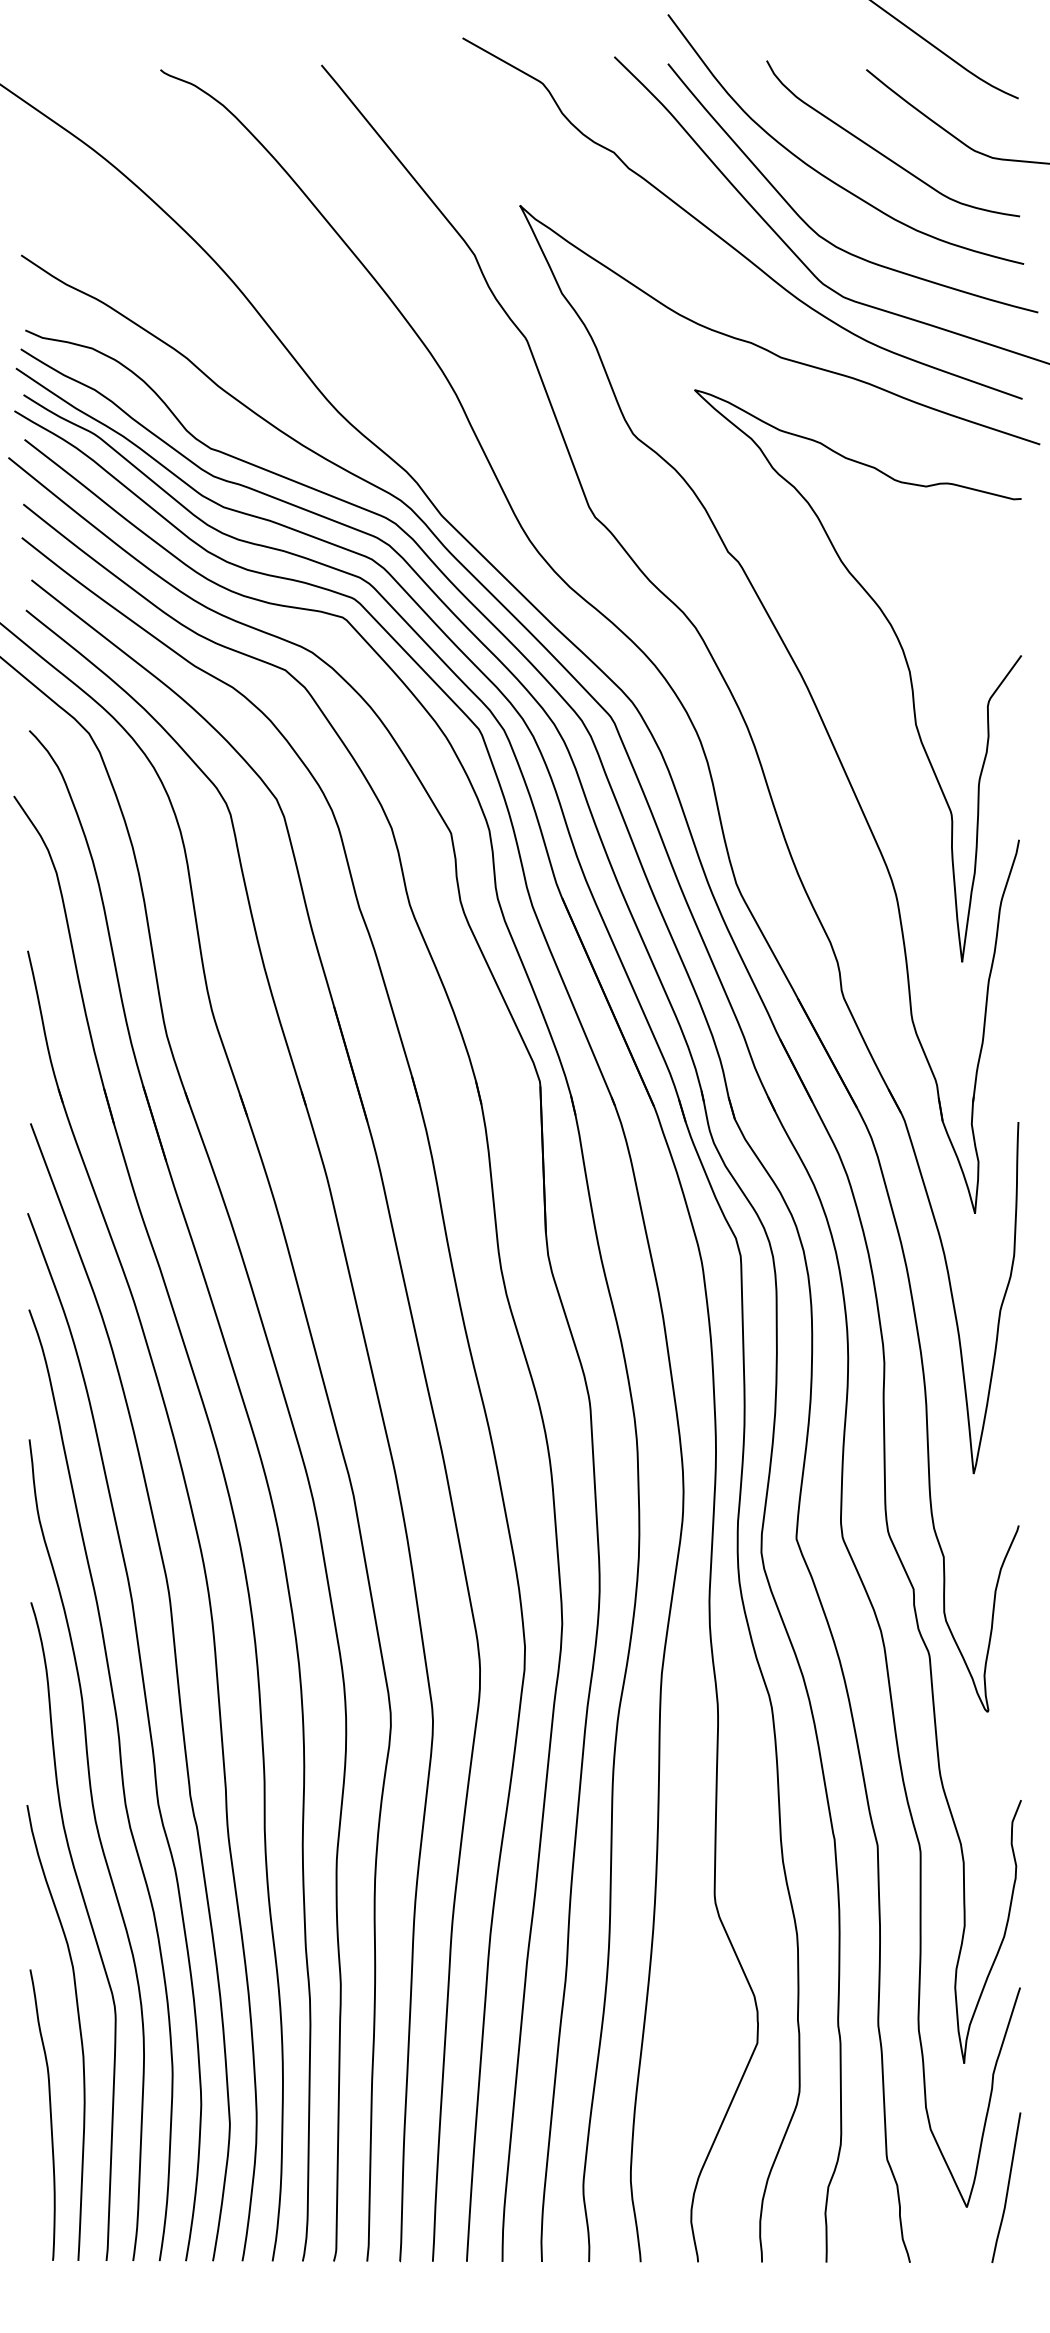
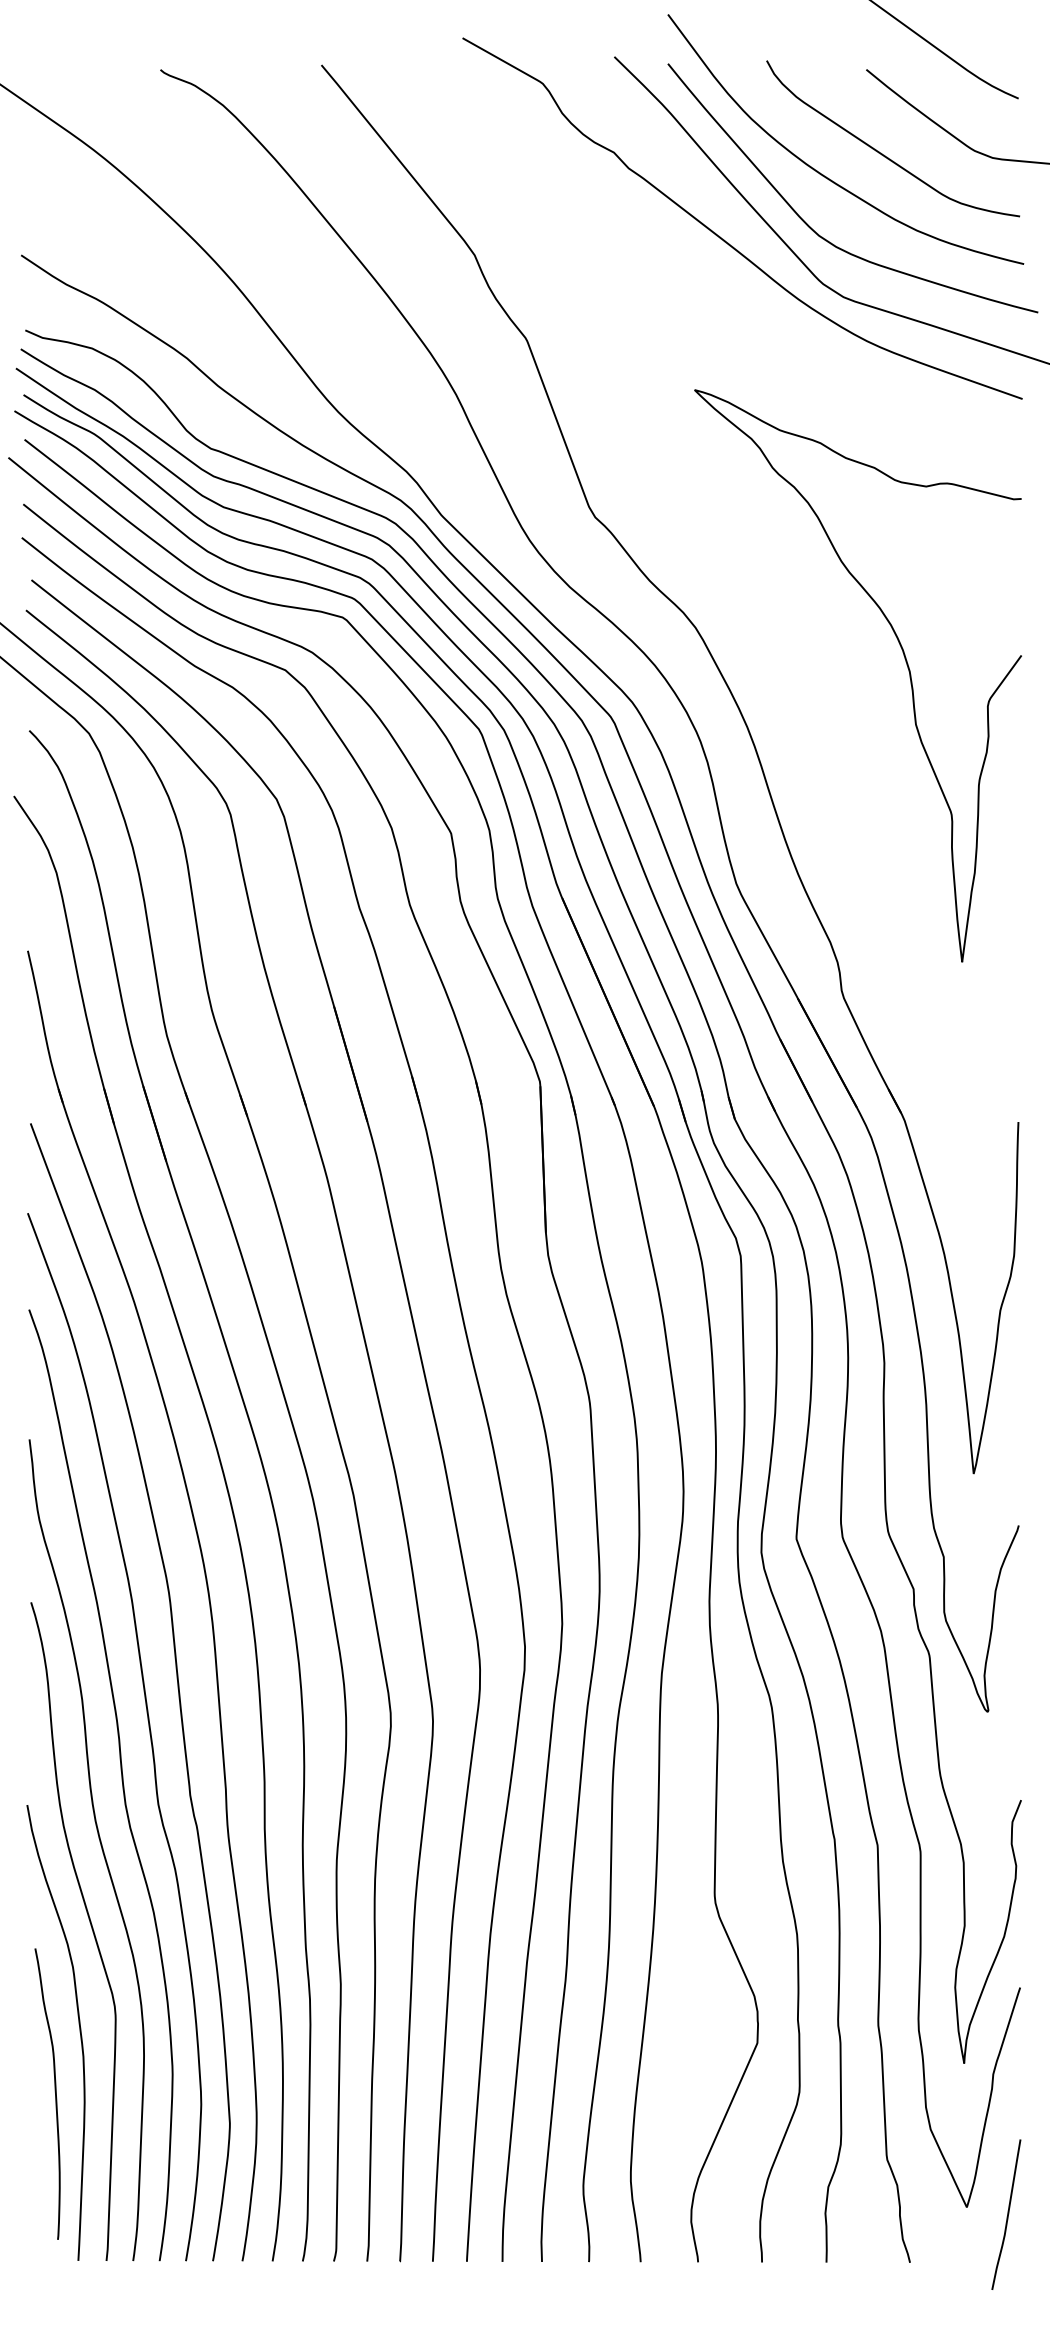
part: present -> none (810, 697)
curve position: (49, 2112) -> (54, 2091) (54, 2091)
curve position: (1007, 2187) -> (1007, 2214) (1007, 2214)
